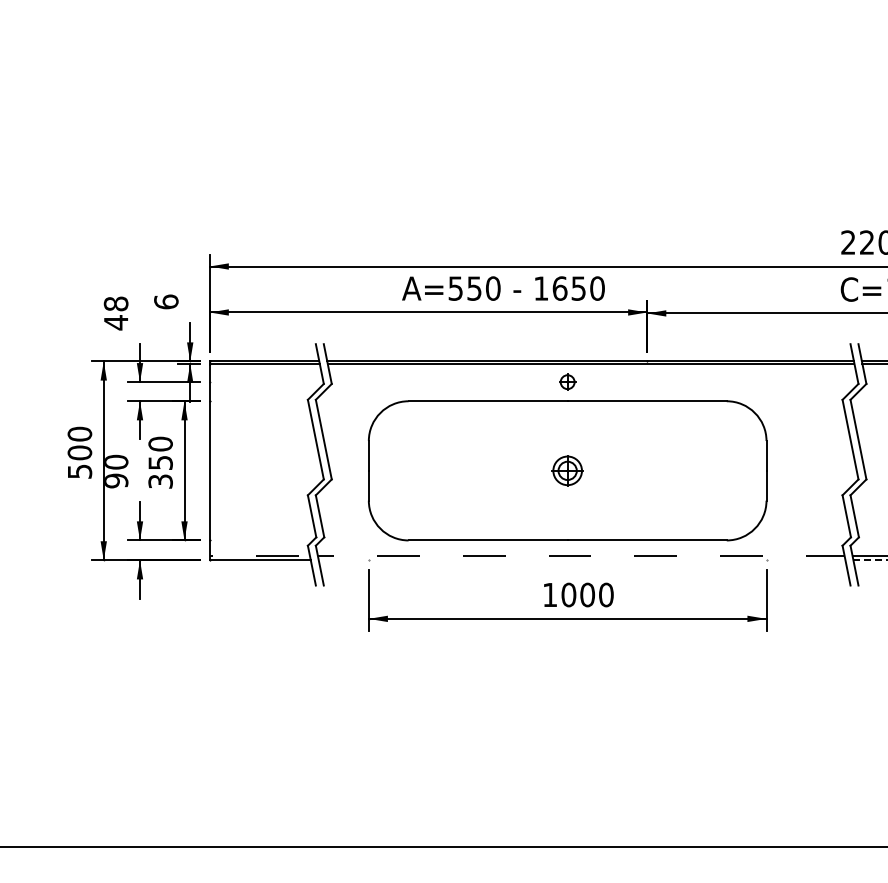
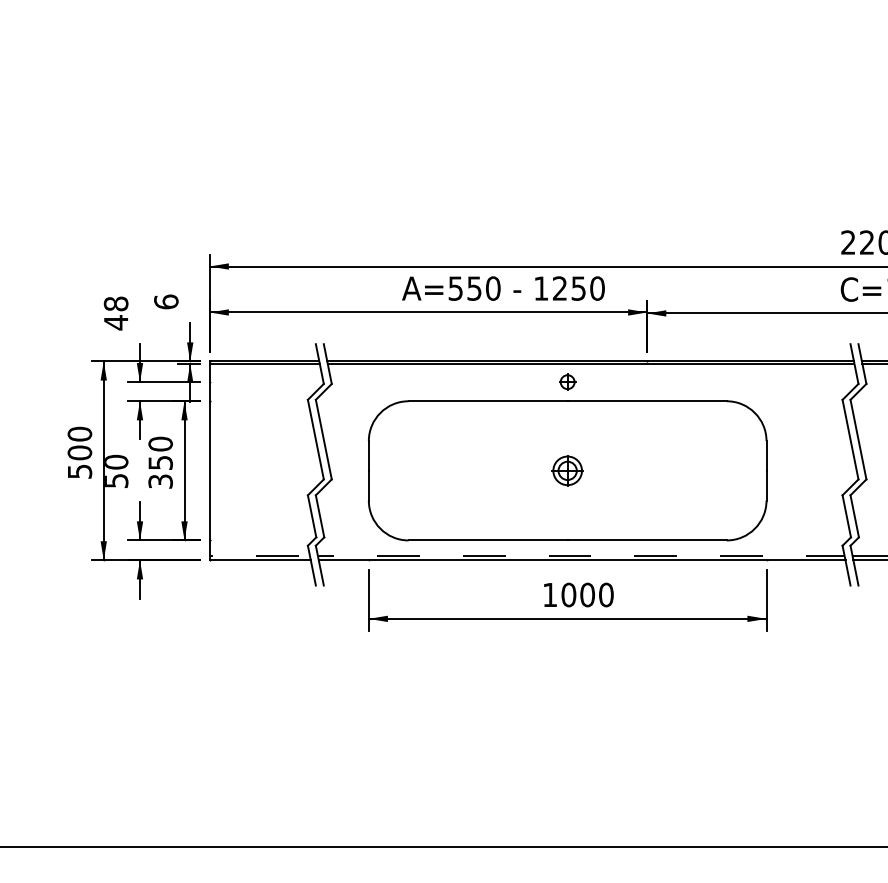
text: 1650 -> 1250 (559, 288)
text: 90 -> 50 (116, 480)
line: none -> present (581, 560)
line: dashed -> solid (870, 560)
